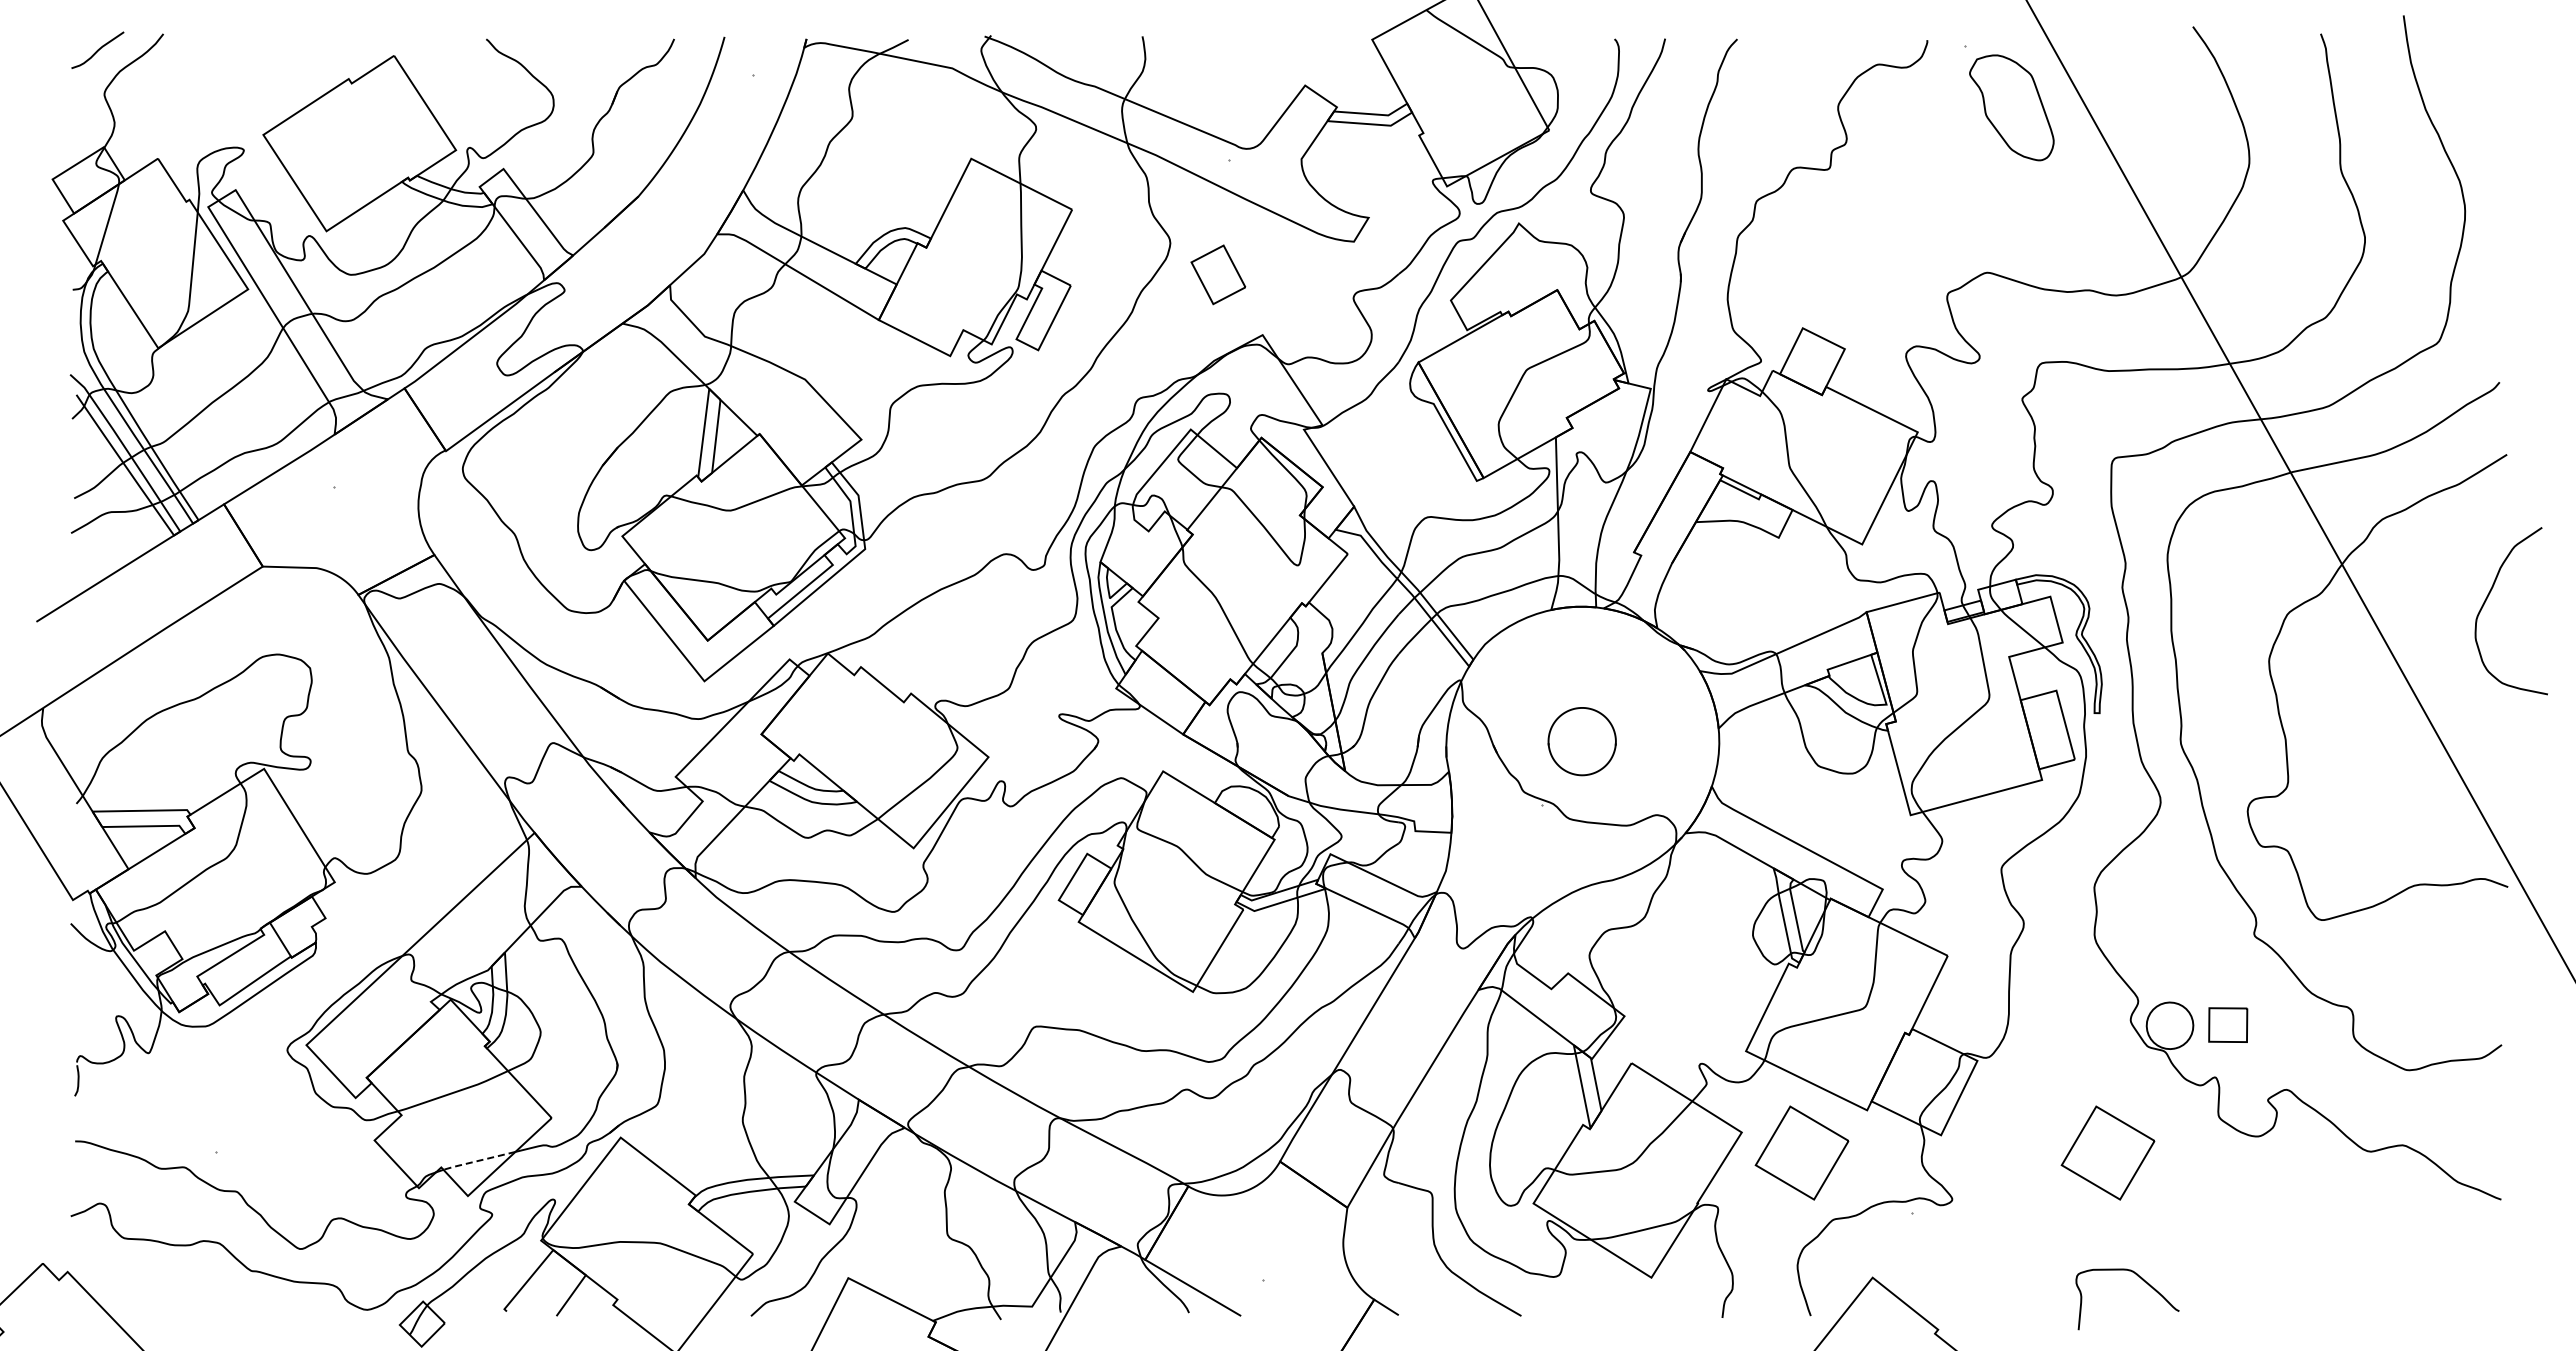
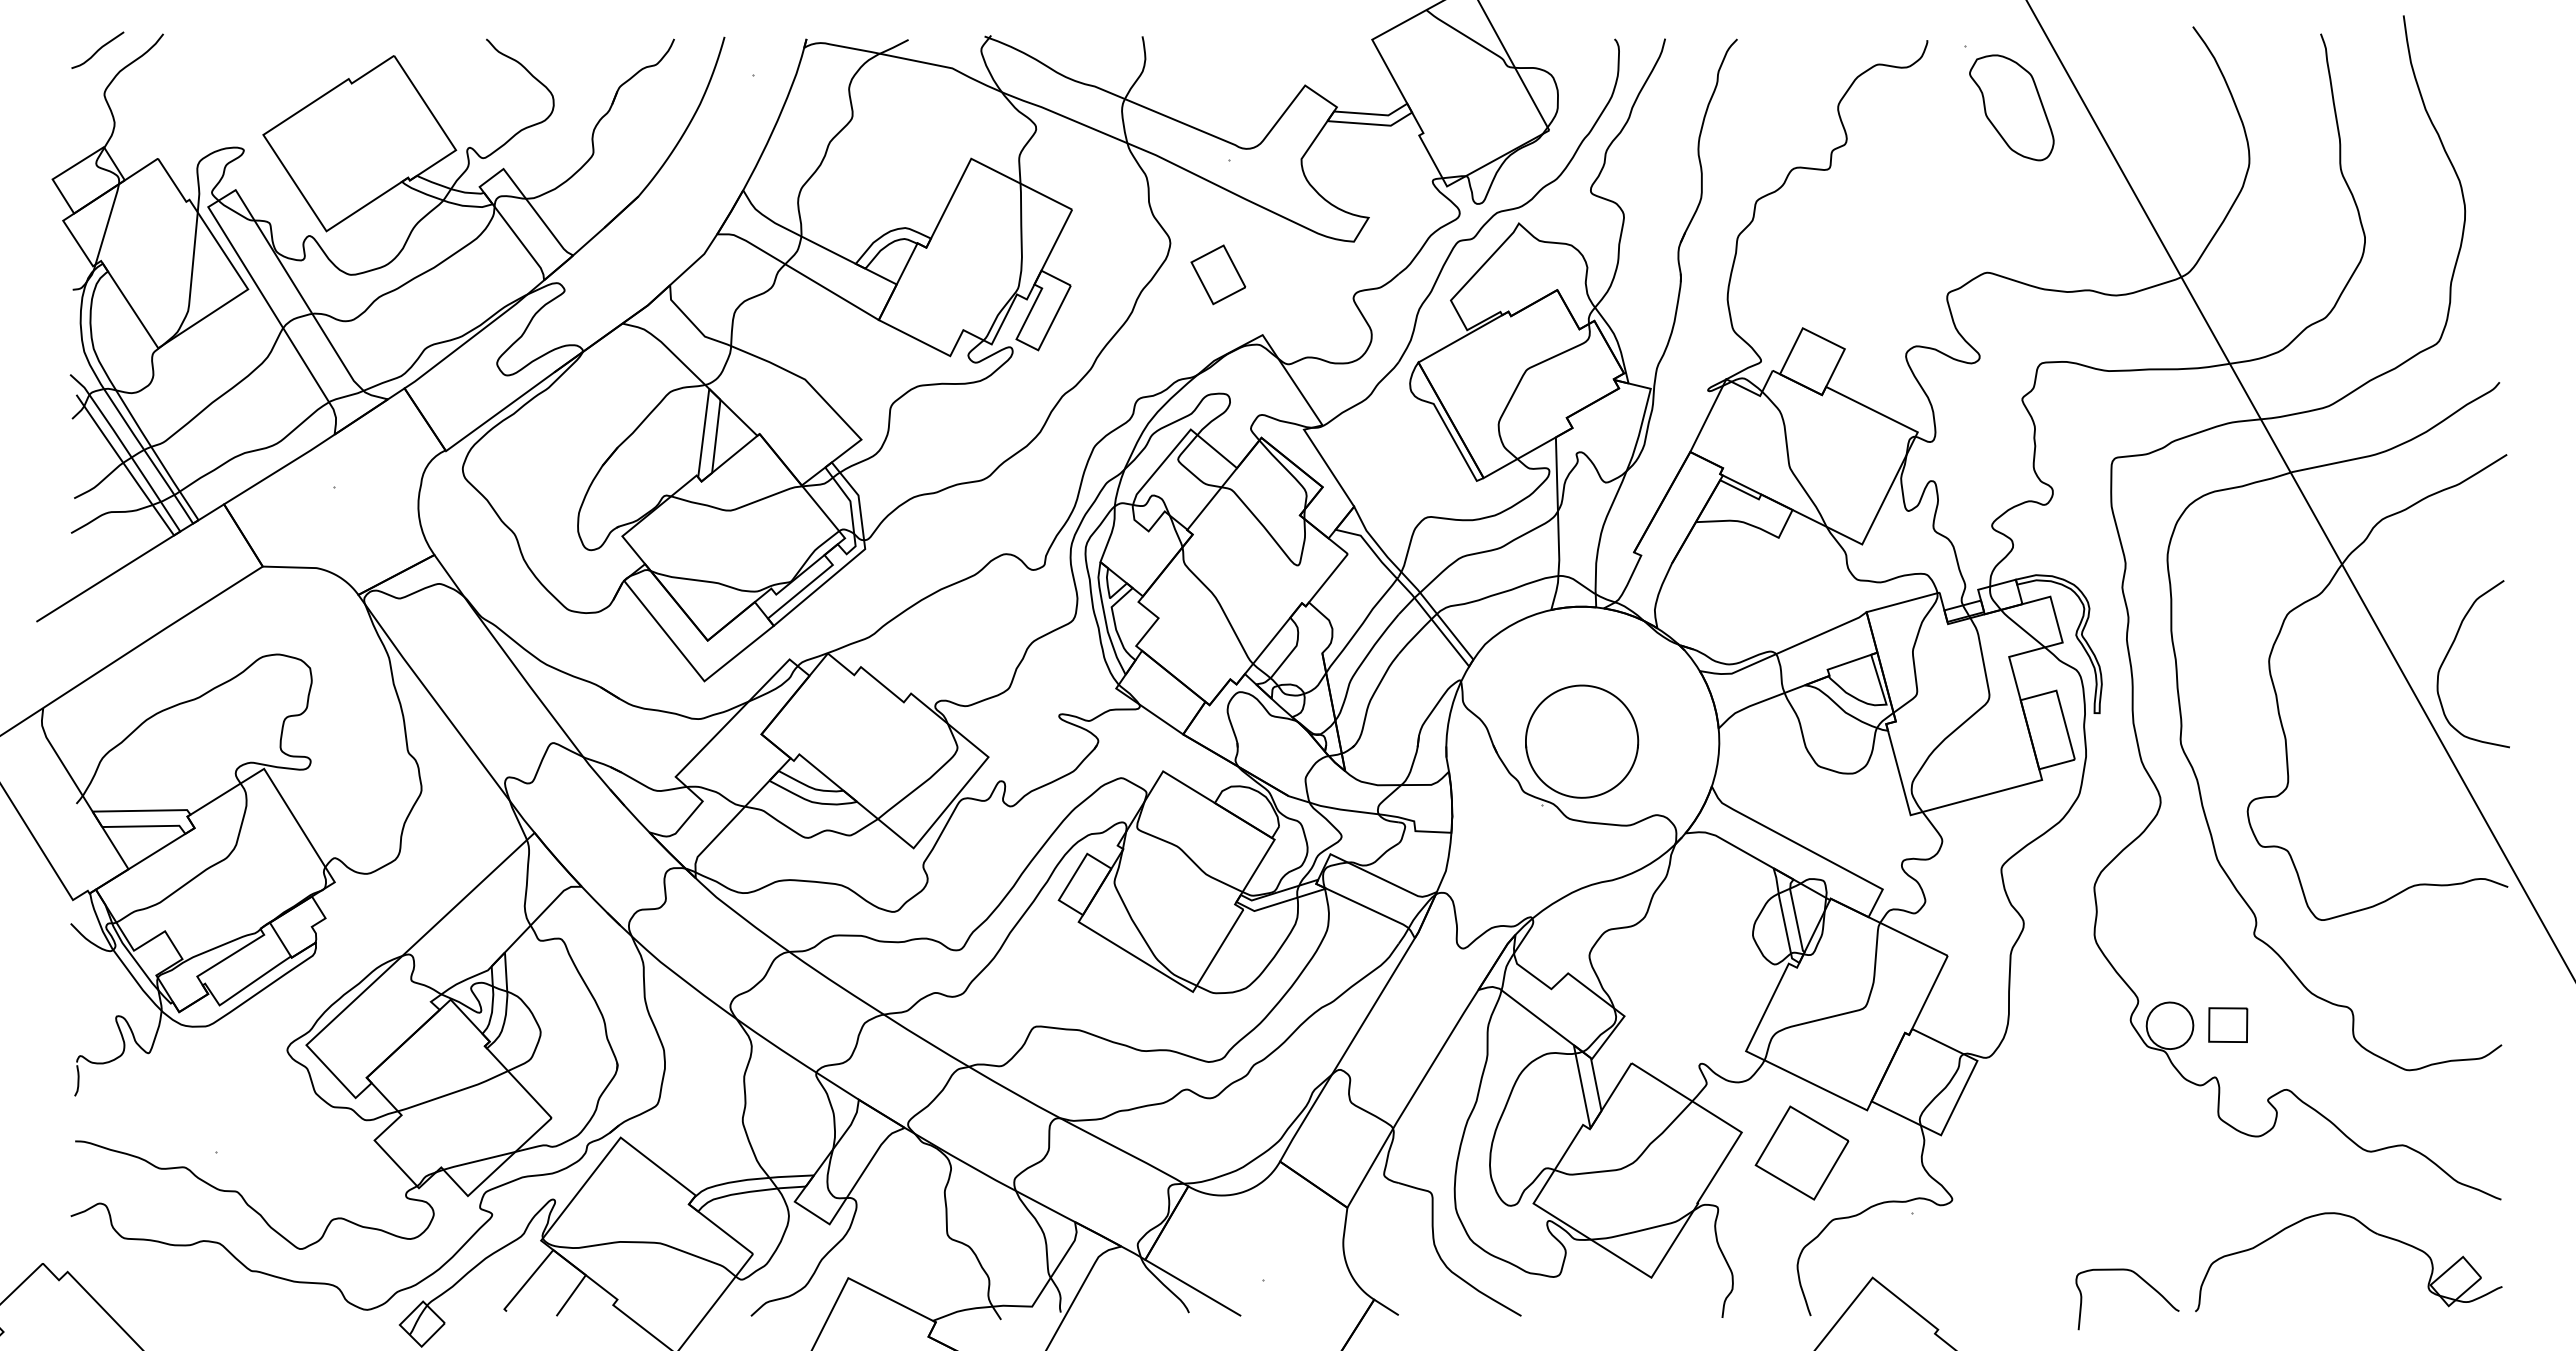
curve position: (2487, 599) -> (2449, 652) (2449, 652)
part size: 70x70 px -> 115x115 px (1582, 741)
part: present -> none (2107, 1152)
line: dashed -> solid (478, 1160)
part: none -> present (2370, 1231)
